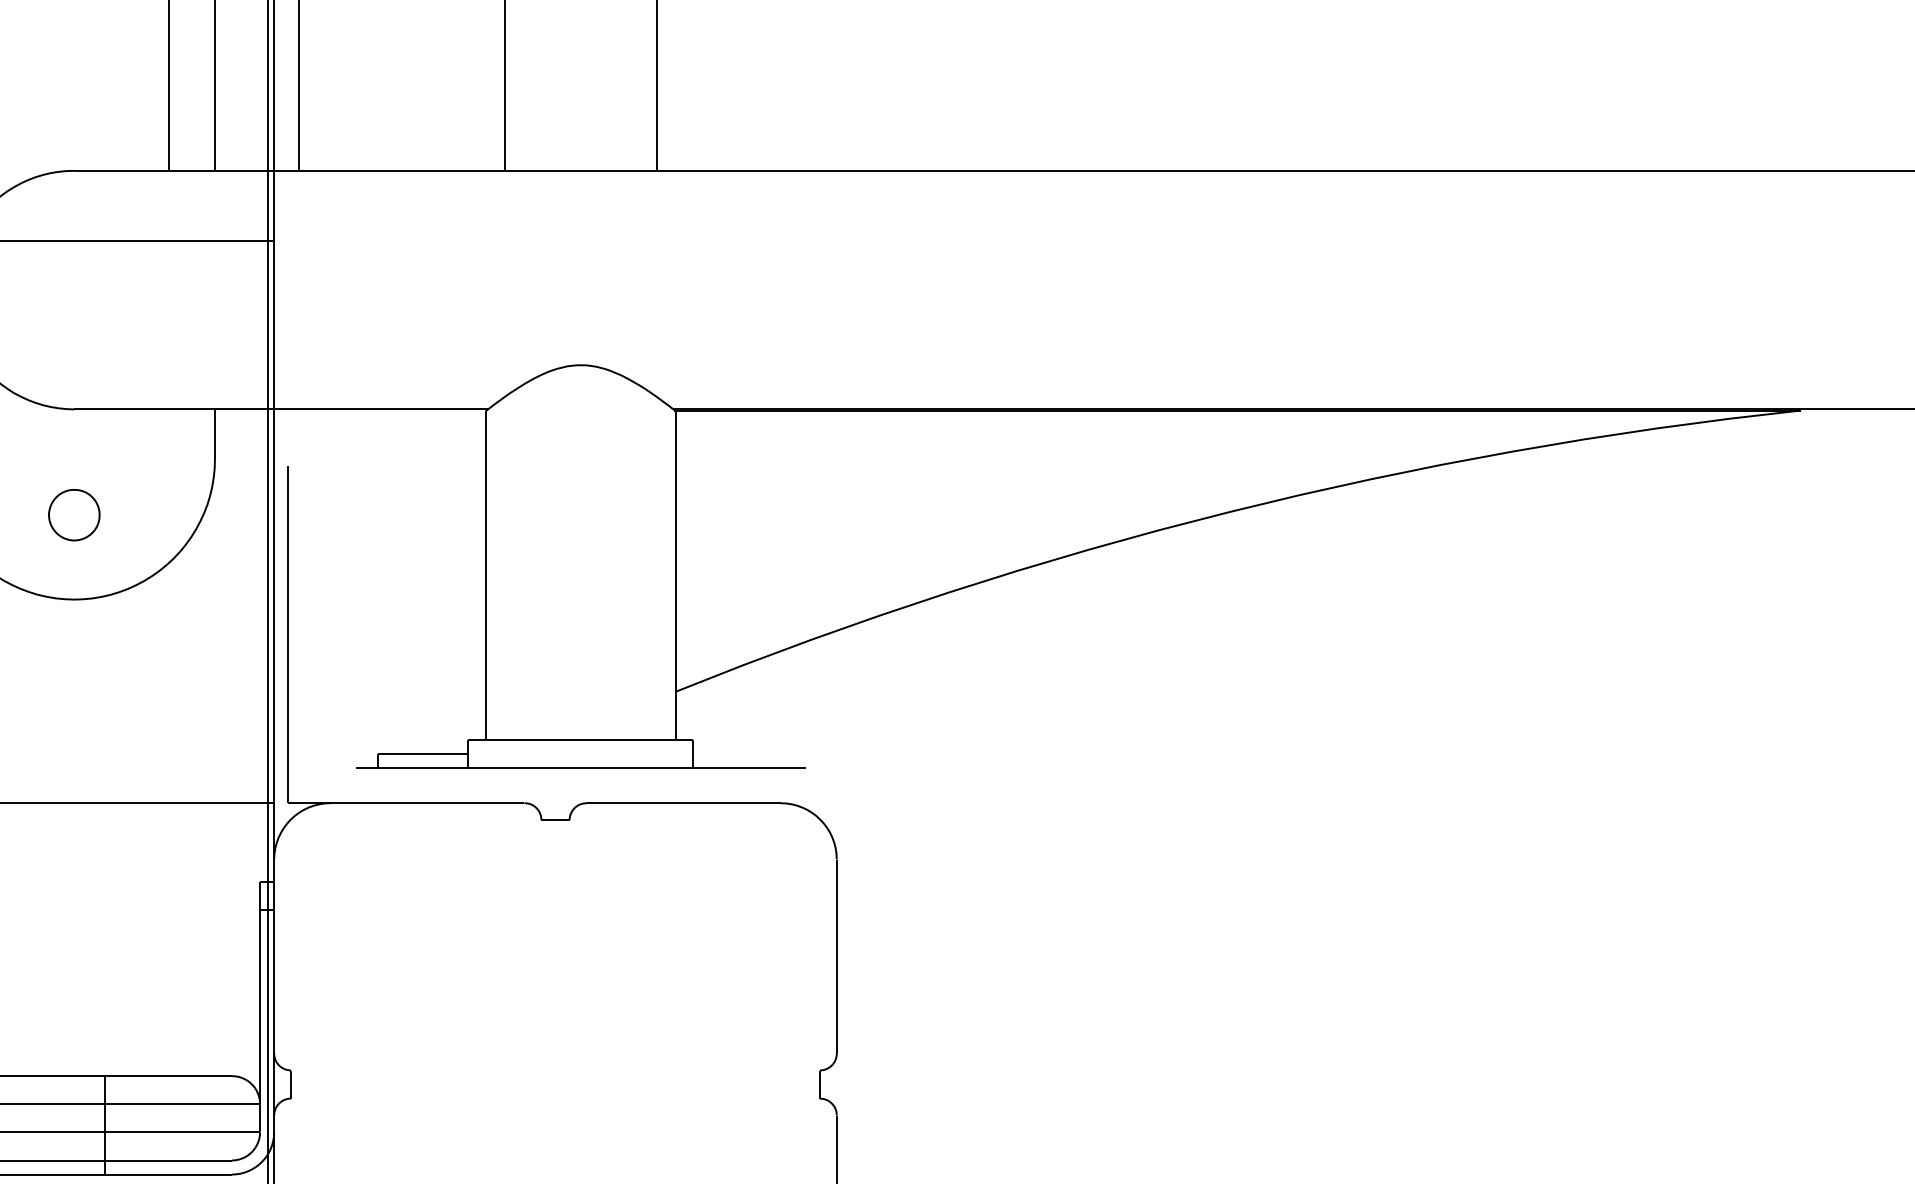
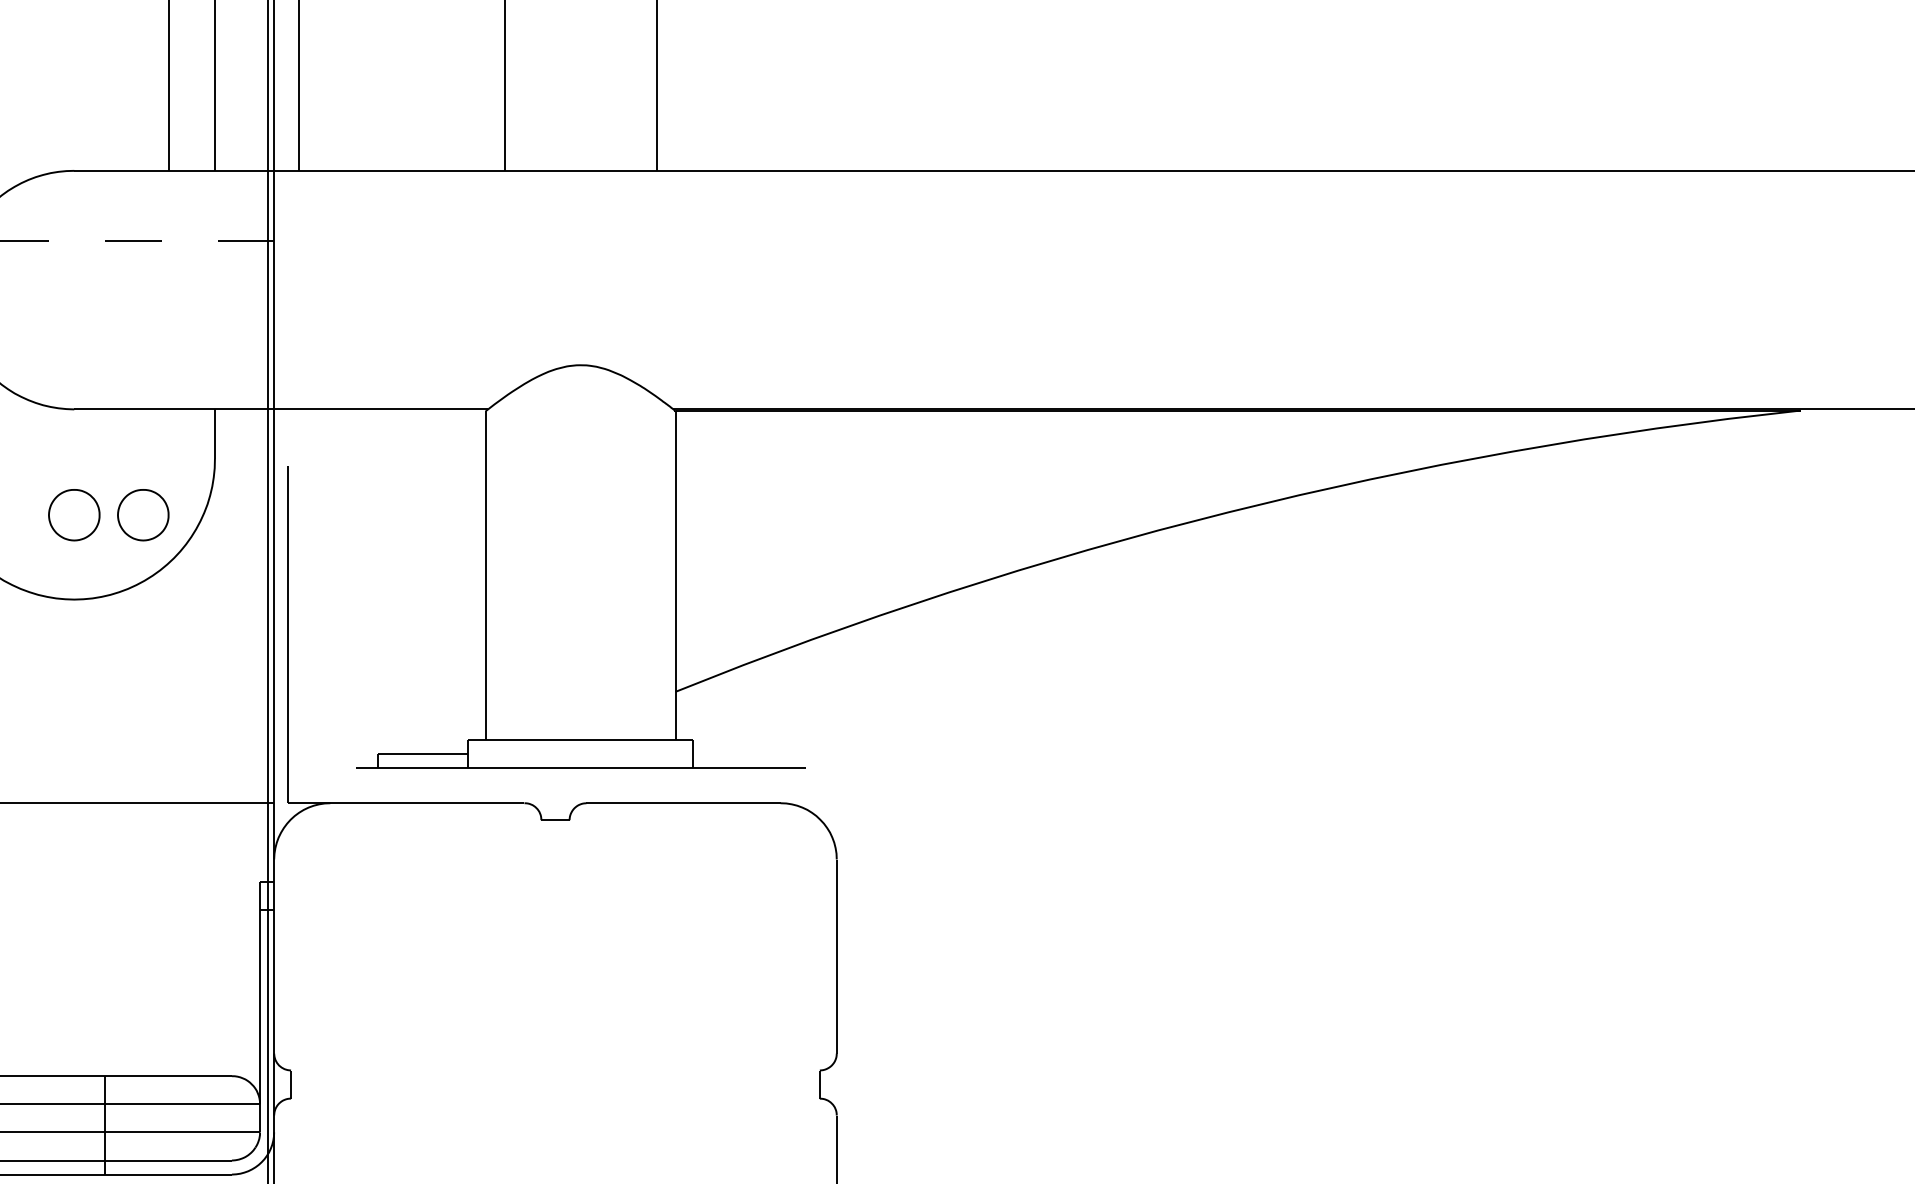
line: solid -> dashed (137, 240)
part: none -> present (143, 515)
